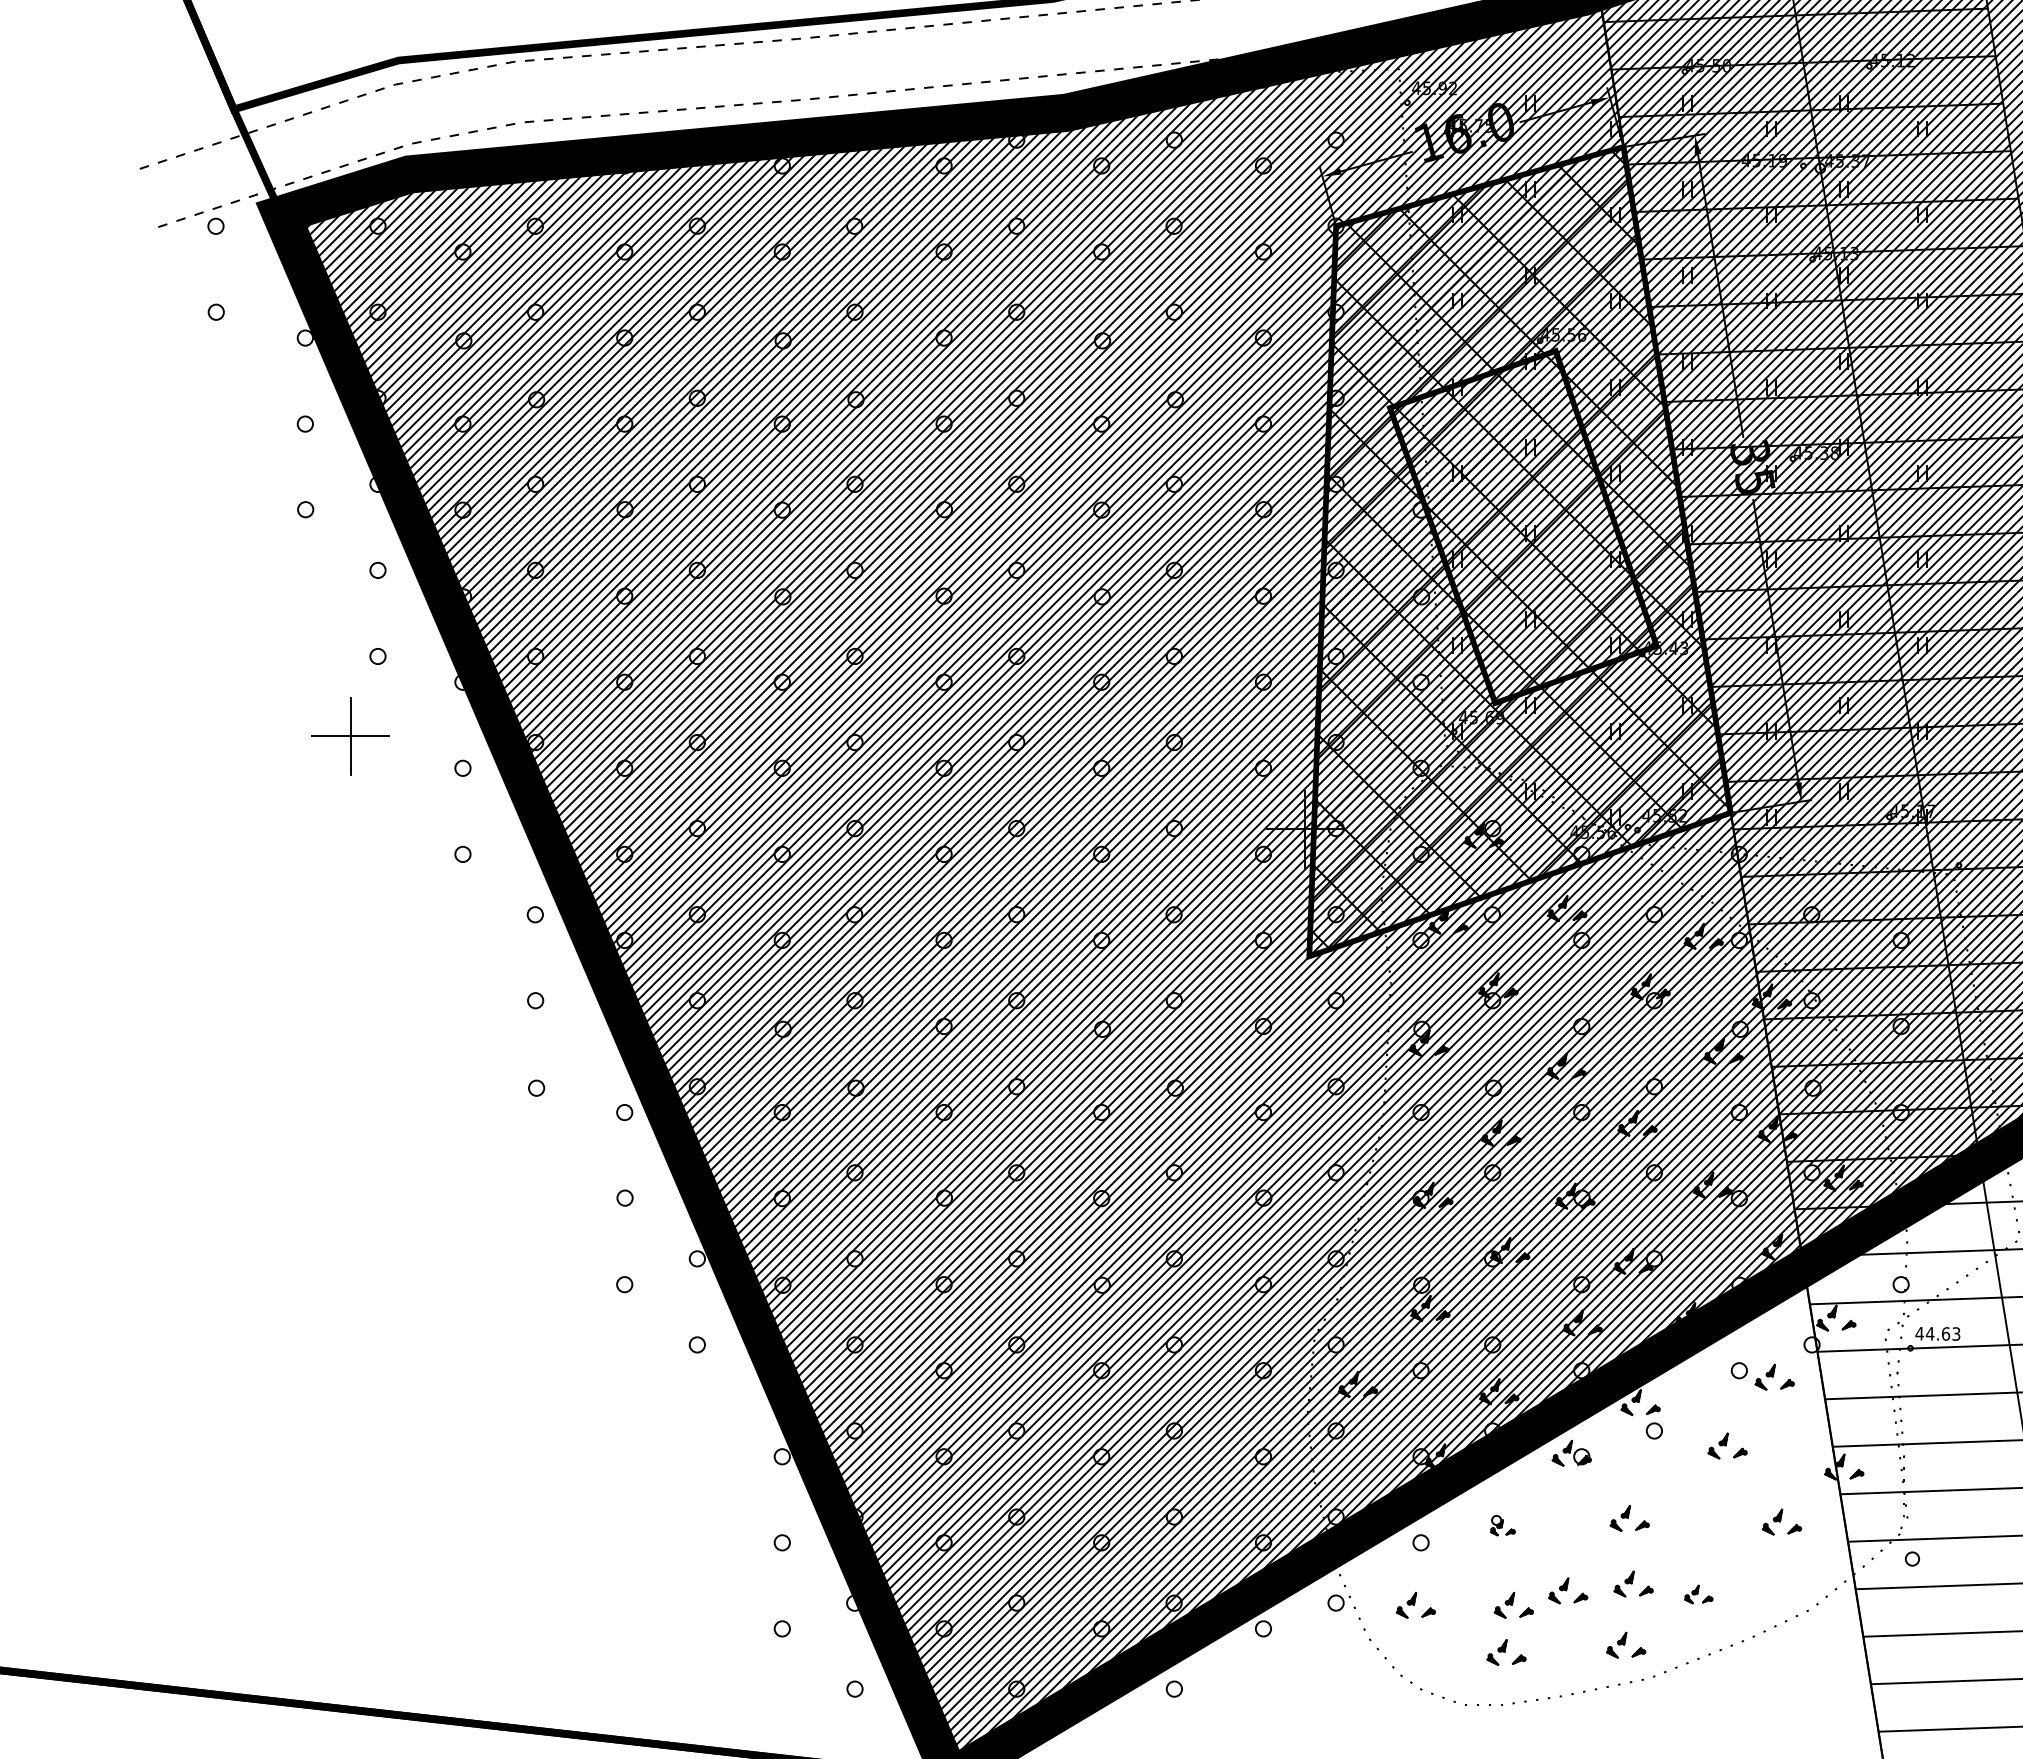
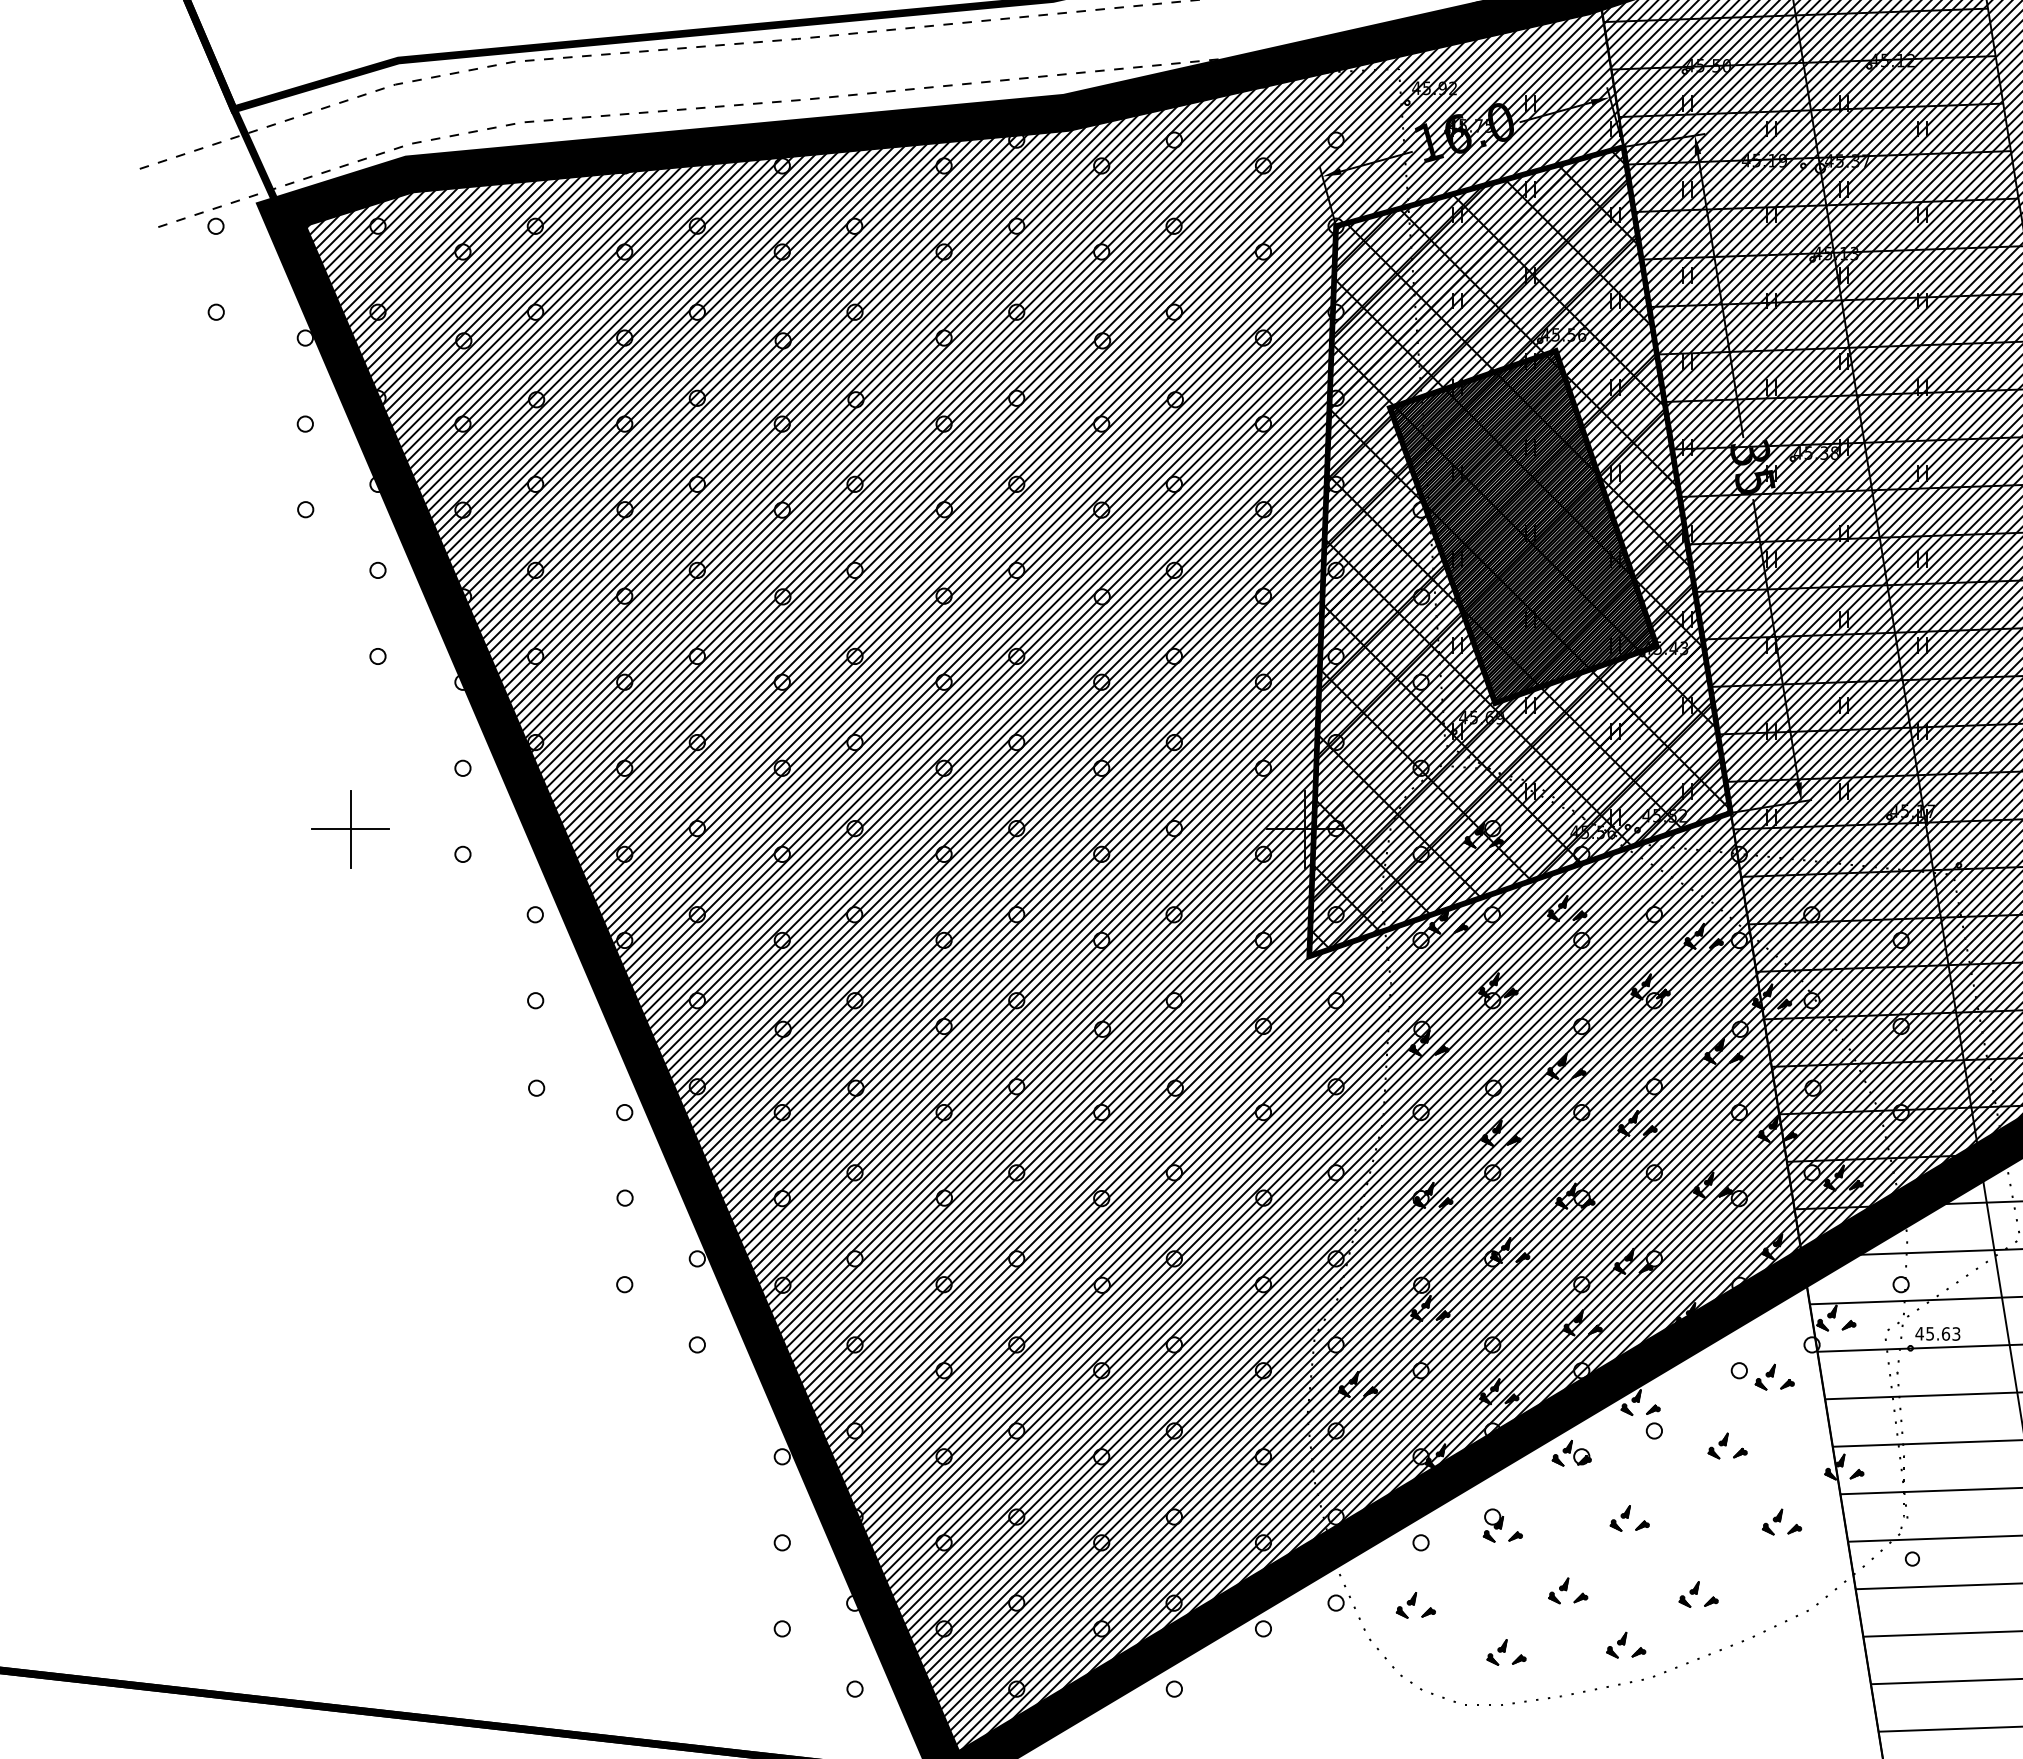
hatch: none -> present (1523, 526)
part position: (350, 736) -> (350, 829) (350, 829)
text: 44.63 -> 45.63 (1929, 1333)
part size: 26x22 px -> 41x35 px (1502, 1525)
part: present -> none (1633, 1583)
part size: 30x21 px -> 41x27 px (1698, 1594)
part: present -> none (1513, 1605)
